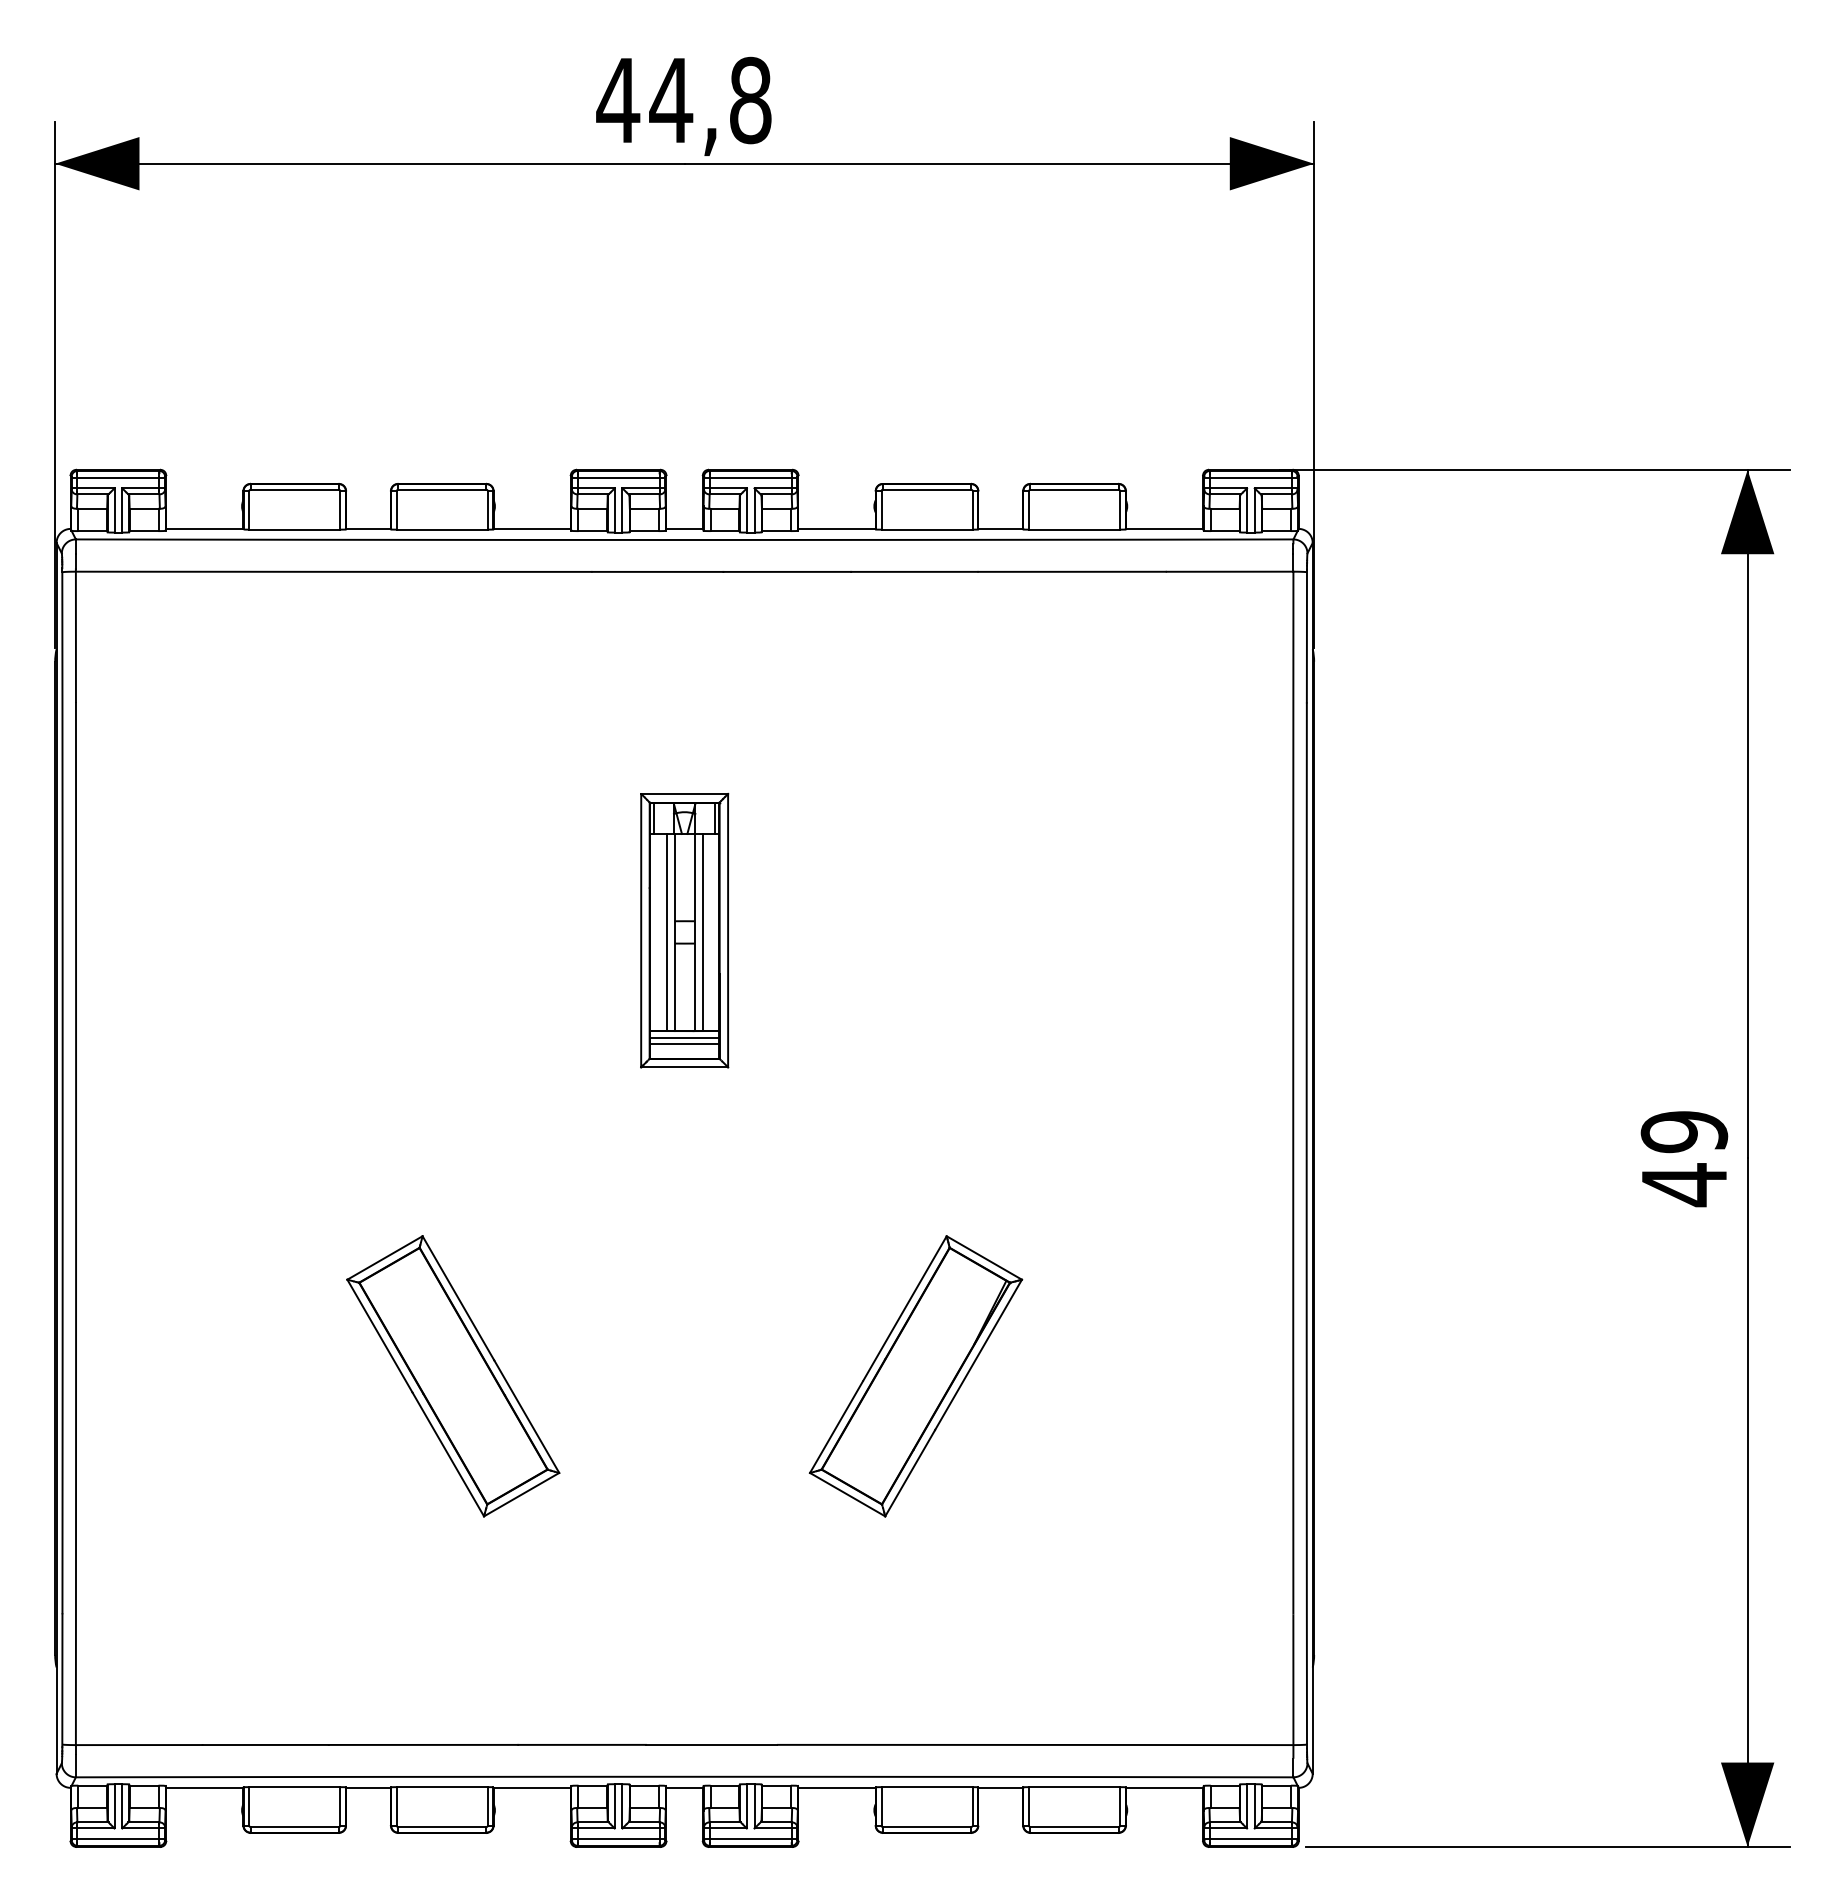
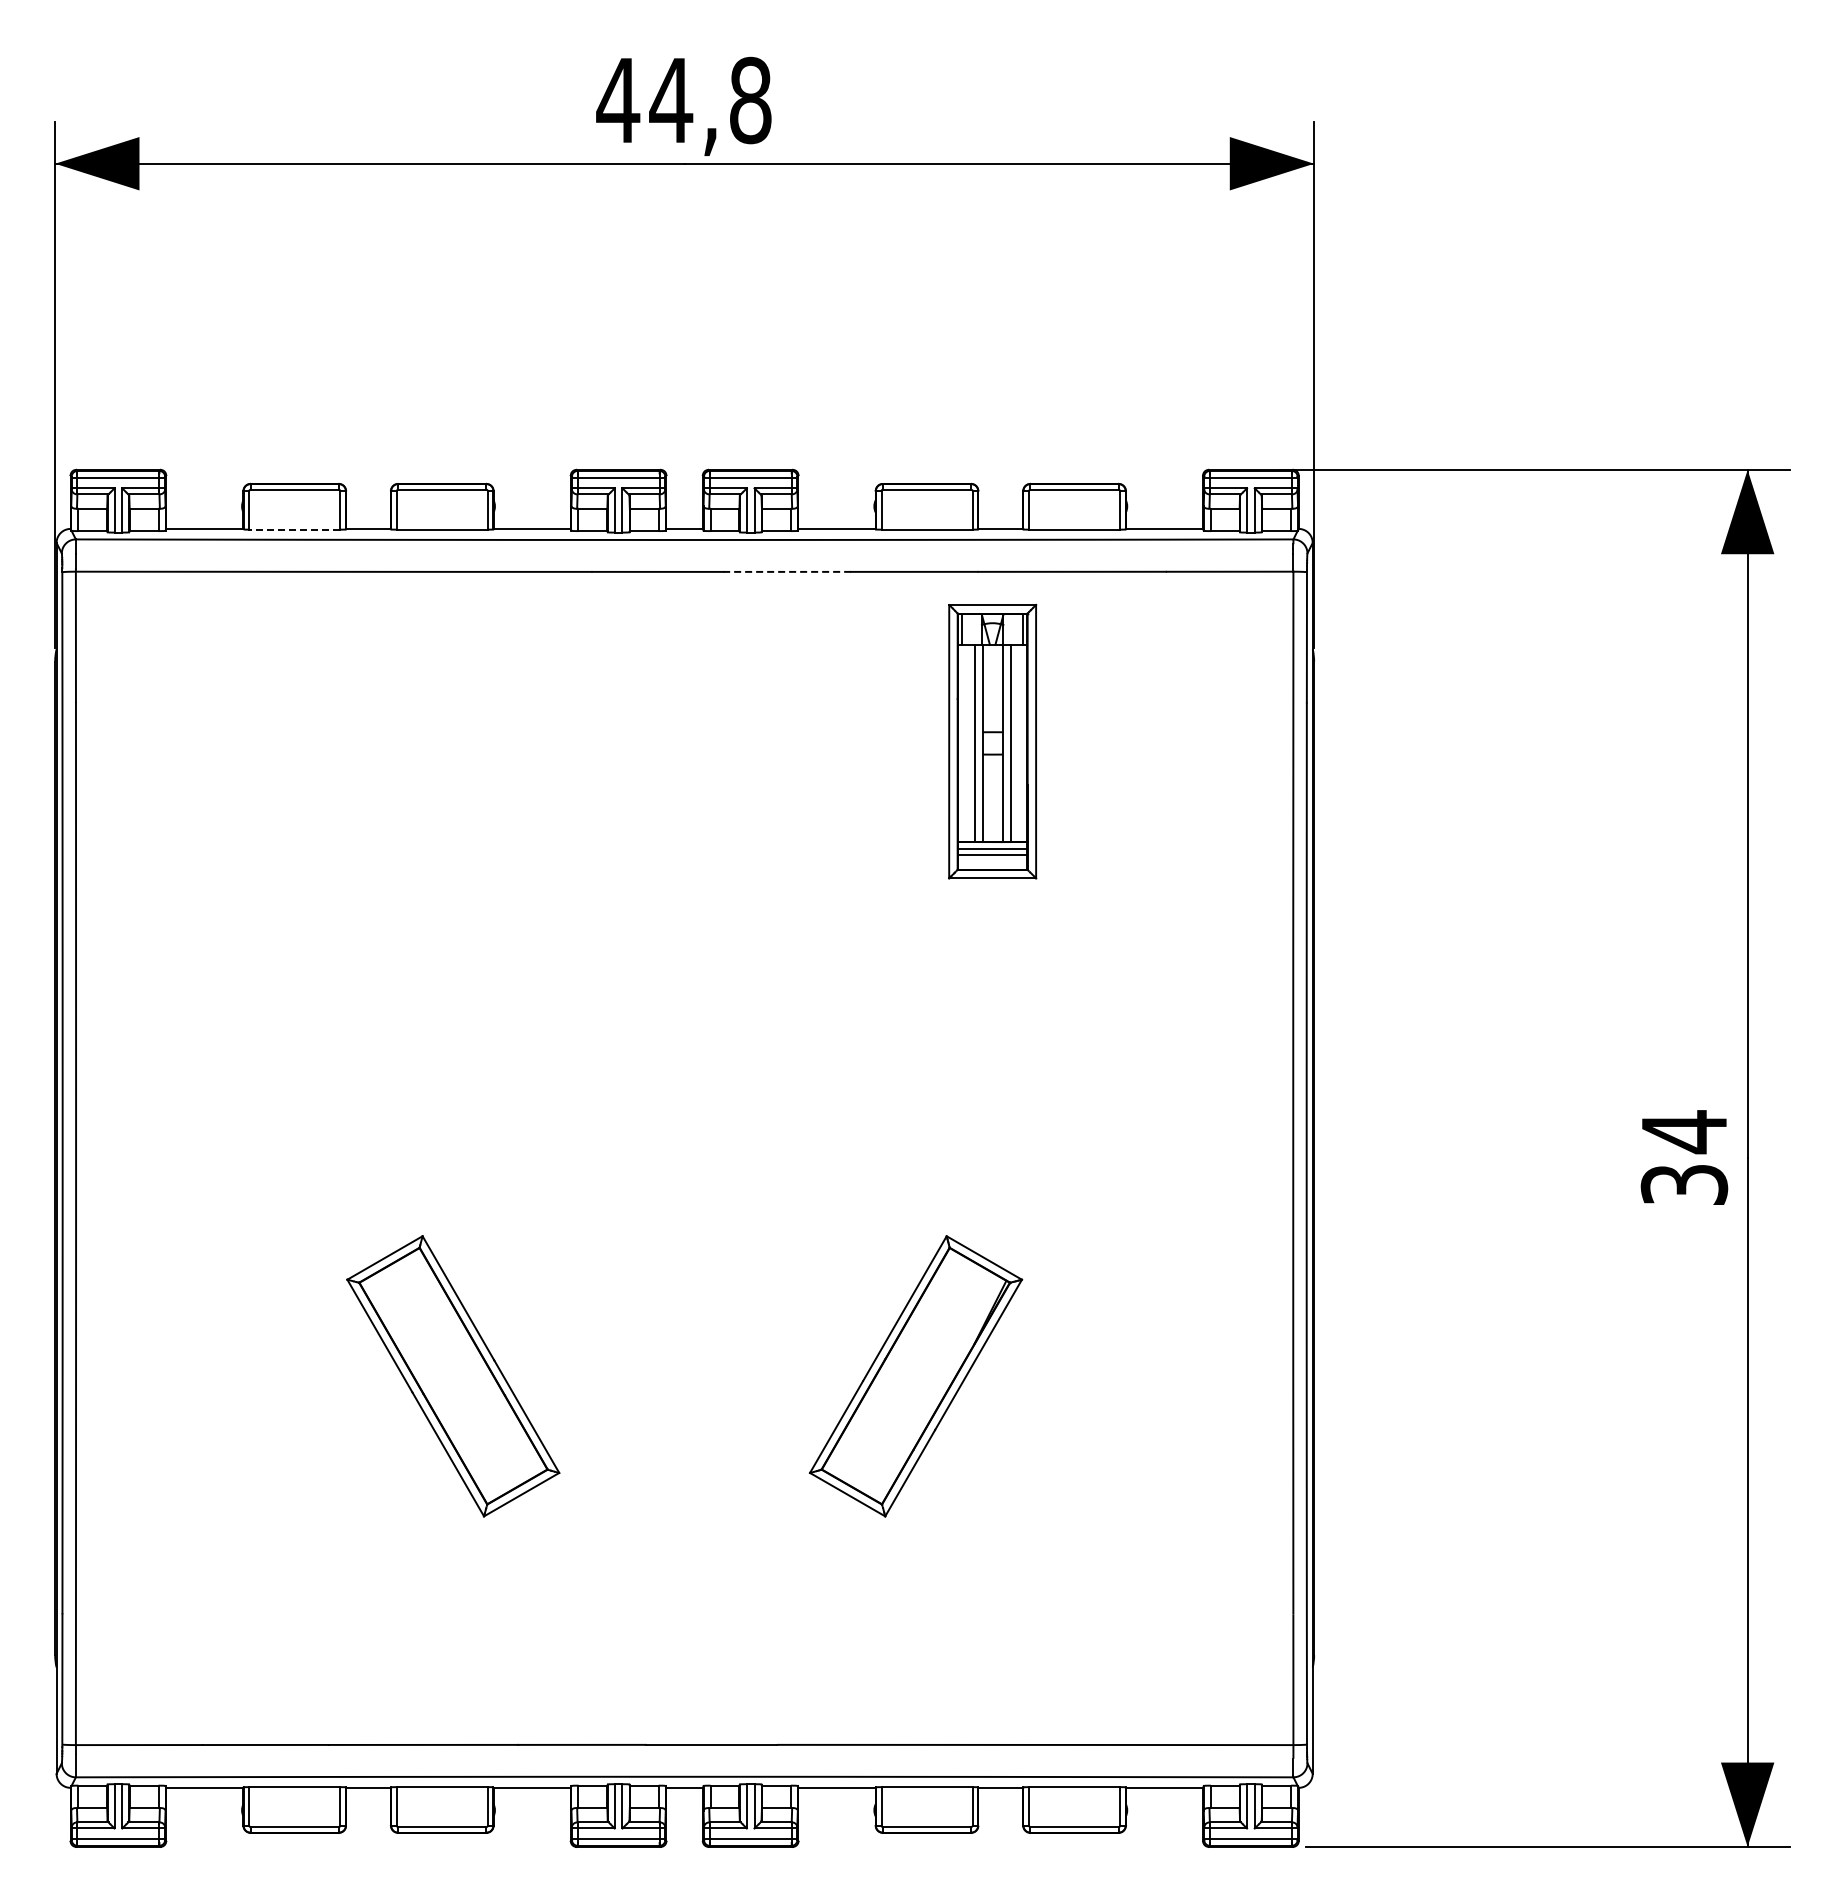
line: solid -> dashed (294, 529)
line: solid -> dashed (787, 571)
part position: (684, 930) -> (992, 741) (992, 741)
text: 49 -> 34 (1684, 1158)
